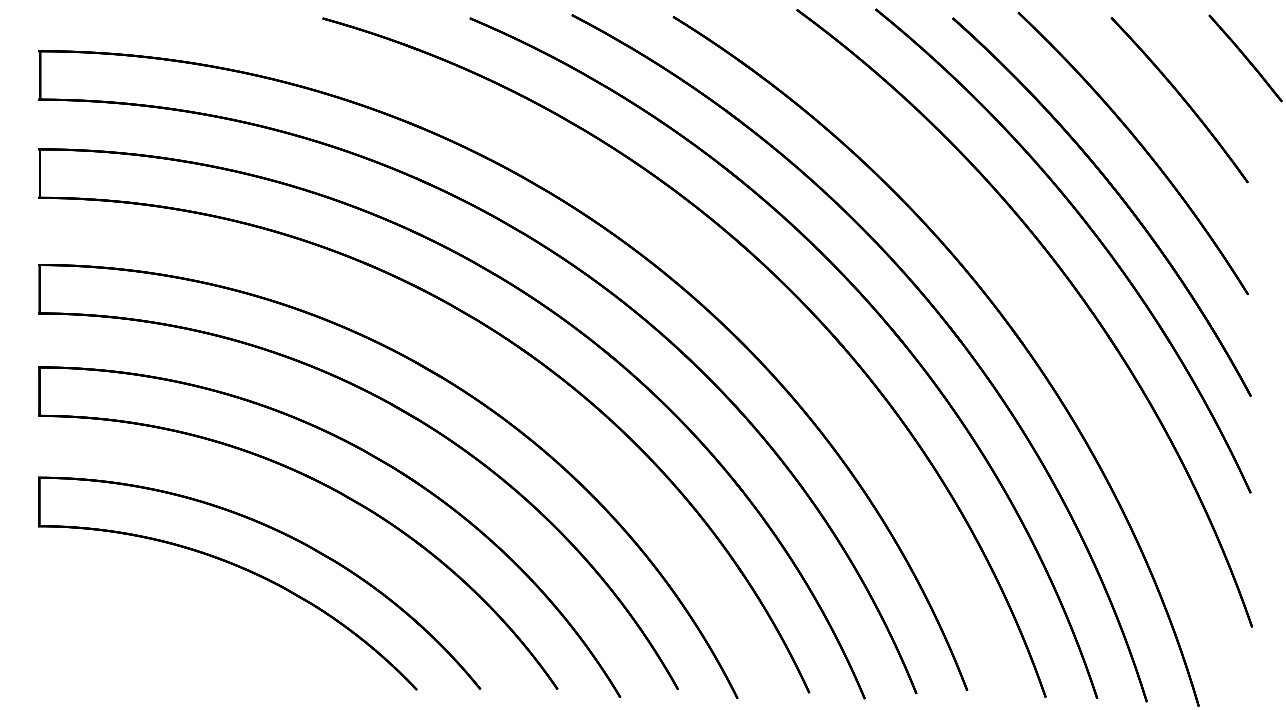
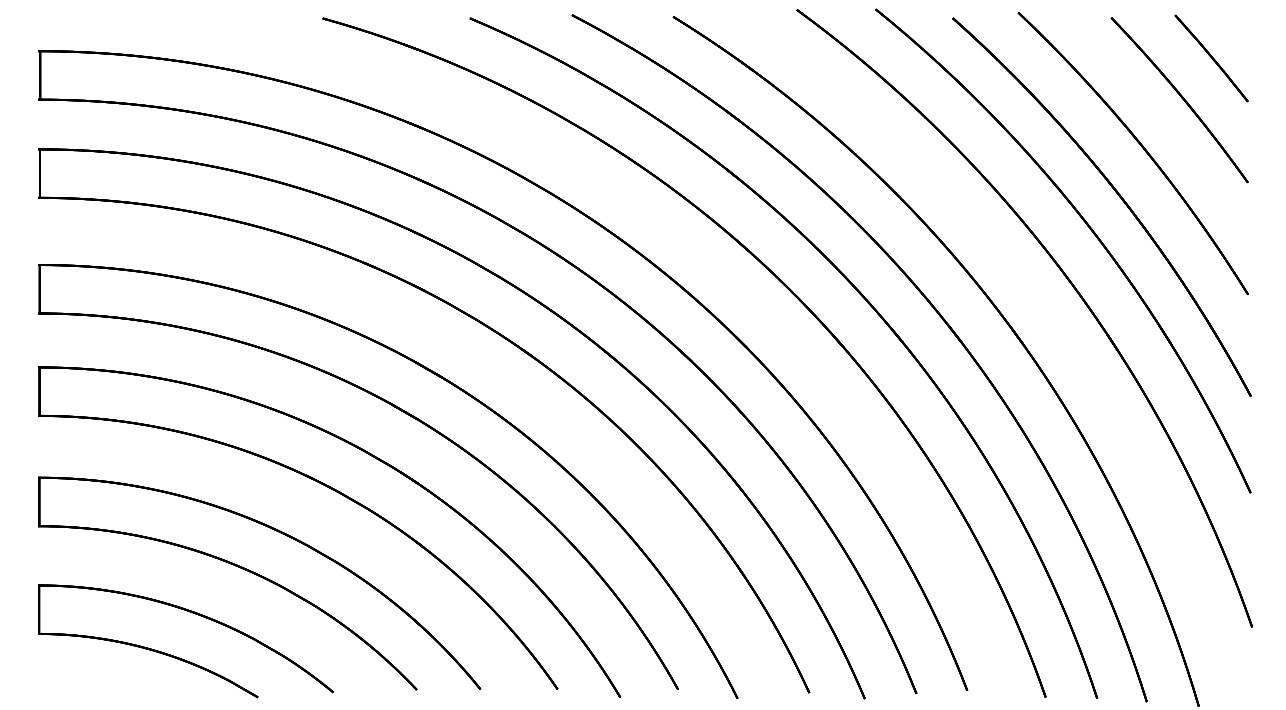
line position: (1245, 58) -> (1211, 58) (1211, 58)
part: none -> present (179, 657)
